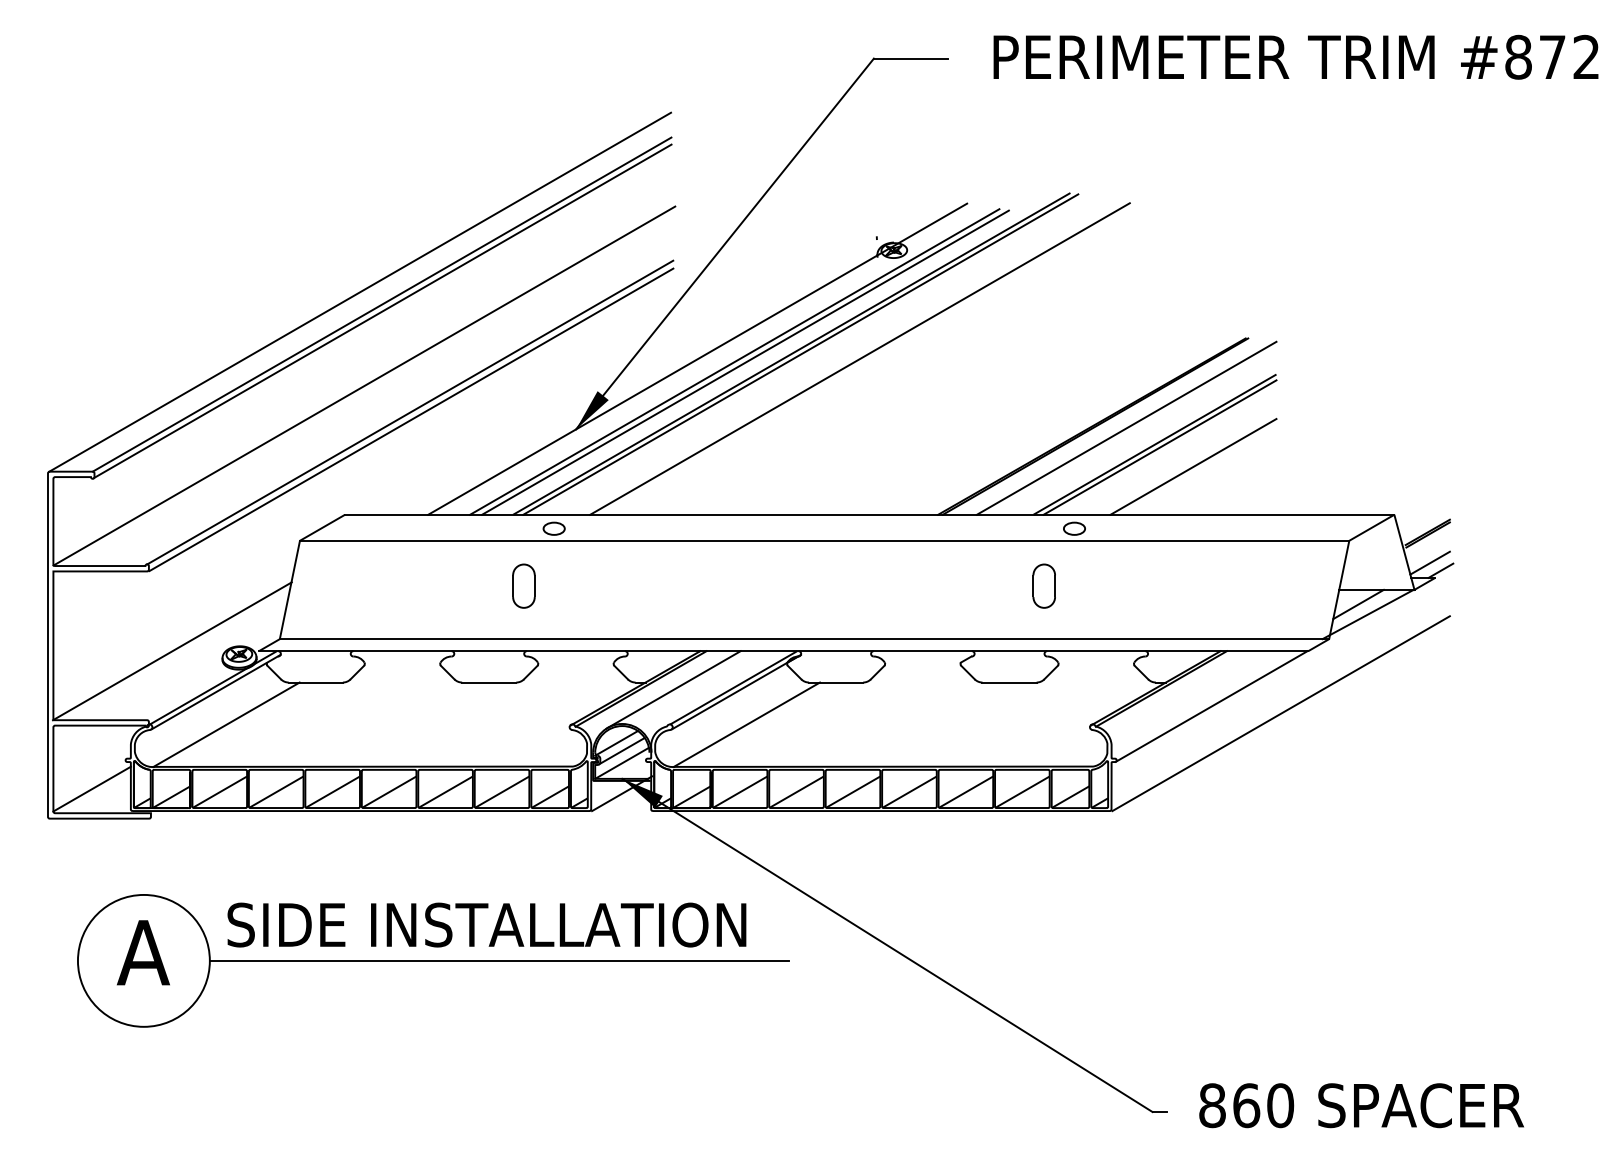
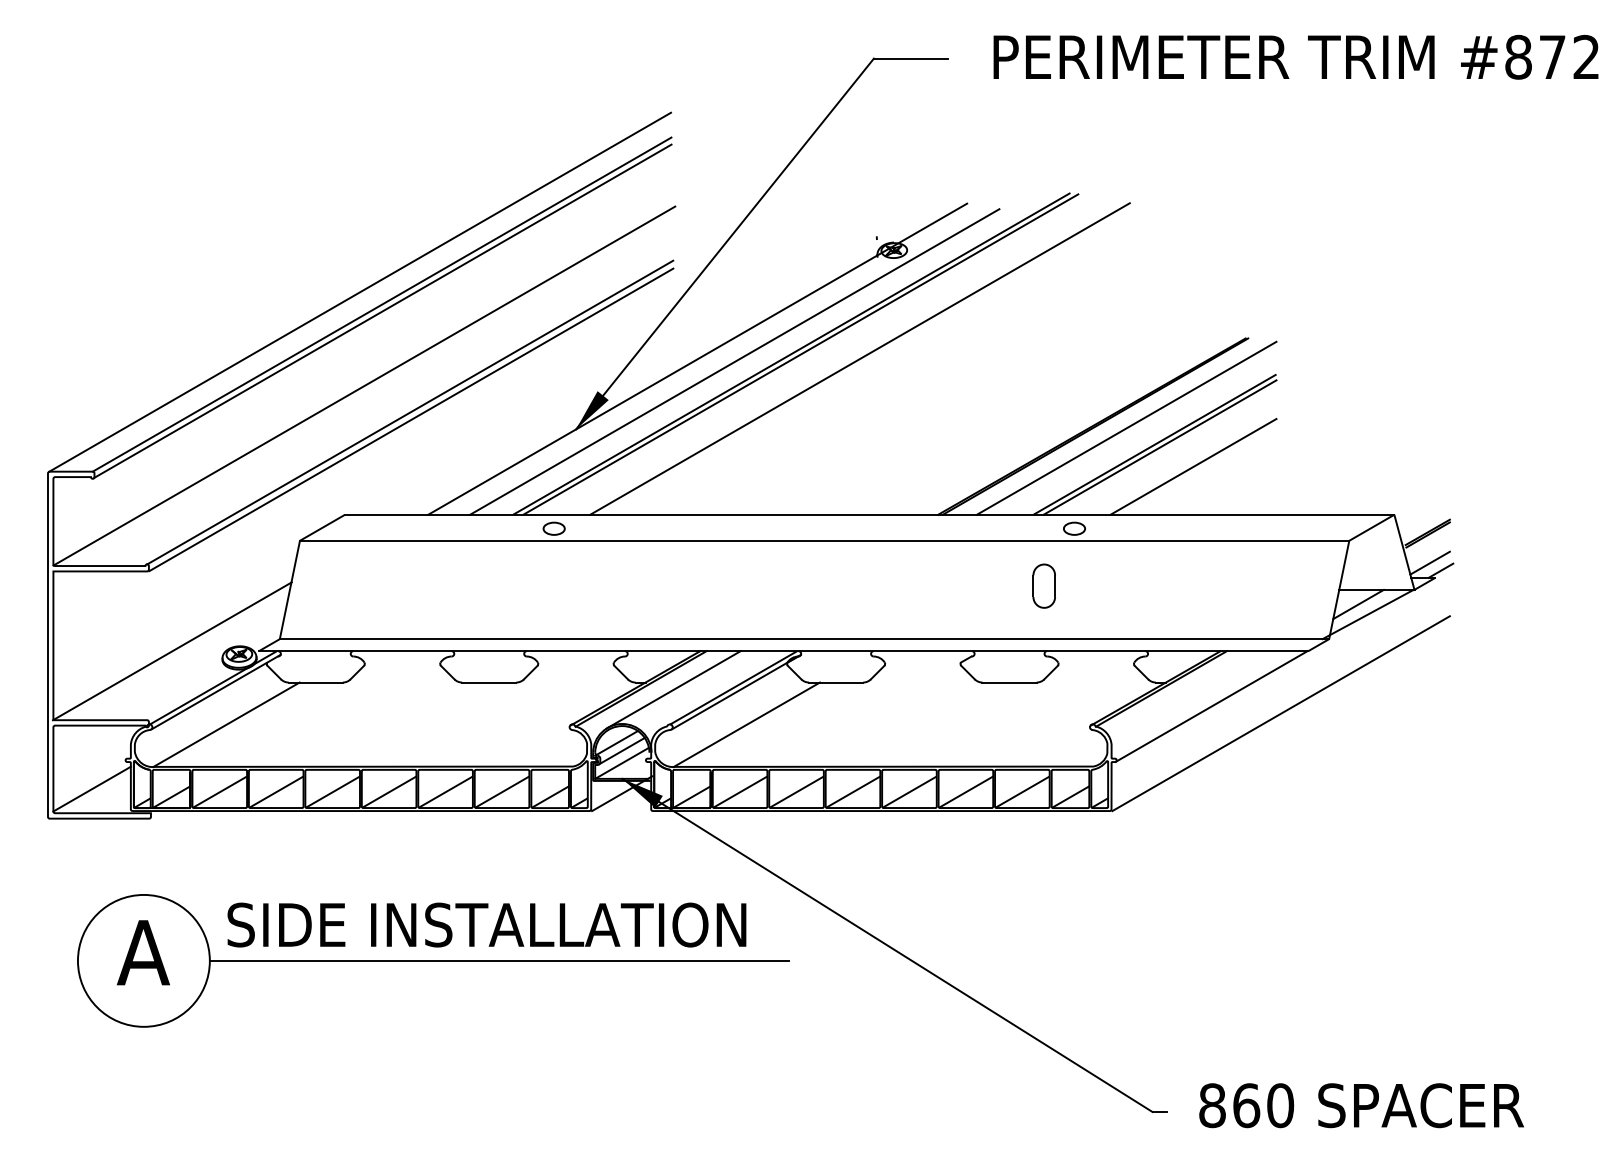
line: present -> none (745, 362)
part: present -> none (523, 585)
